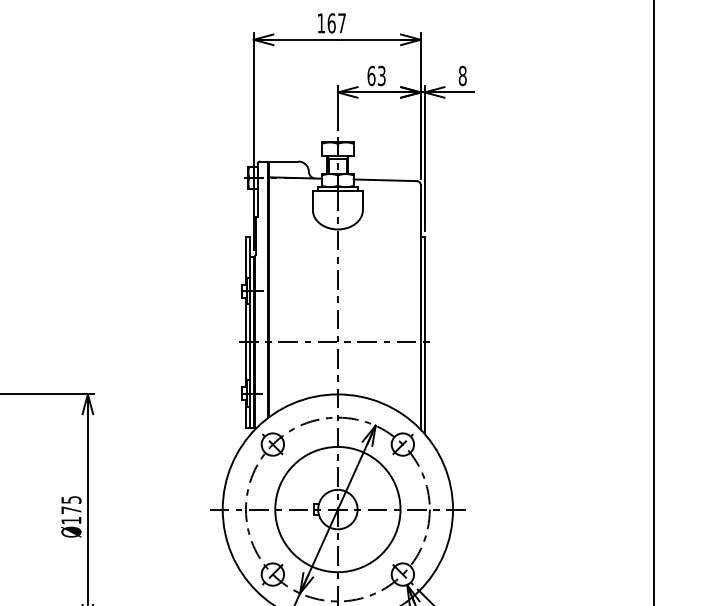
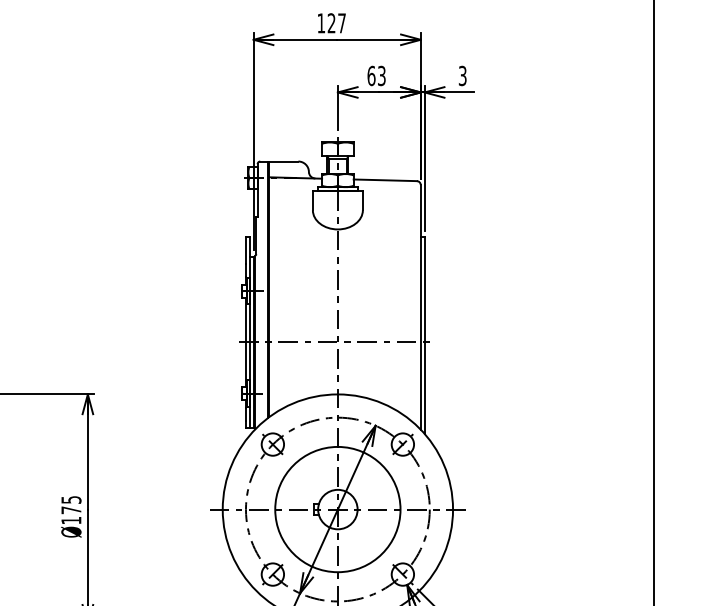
text: 167 -> 127 (331, 23)
text: 8 -> 3 (462, 75)
